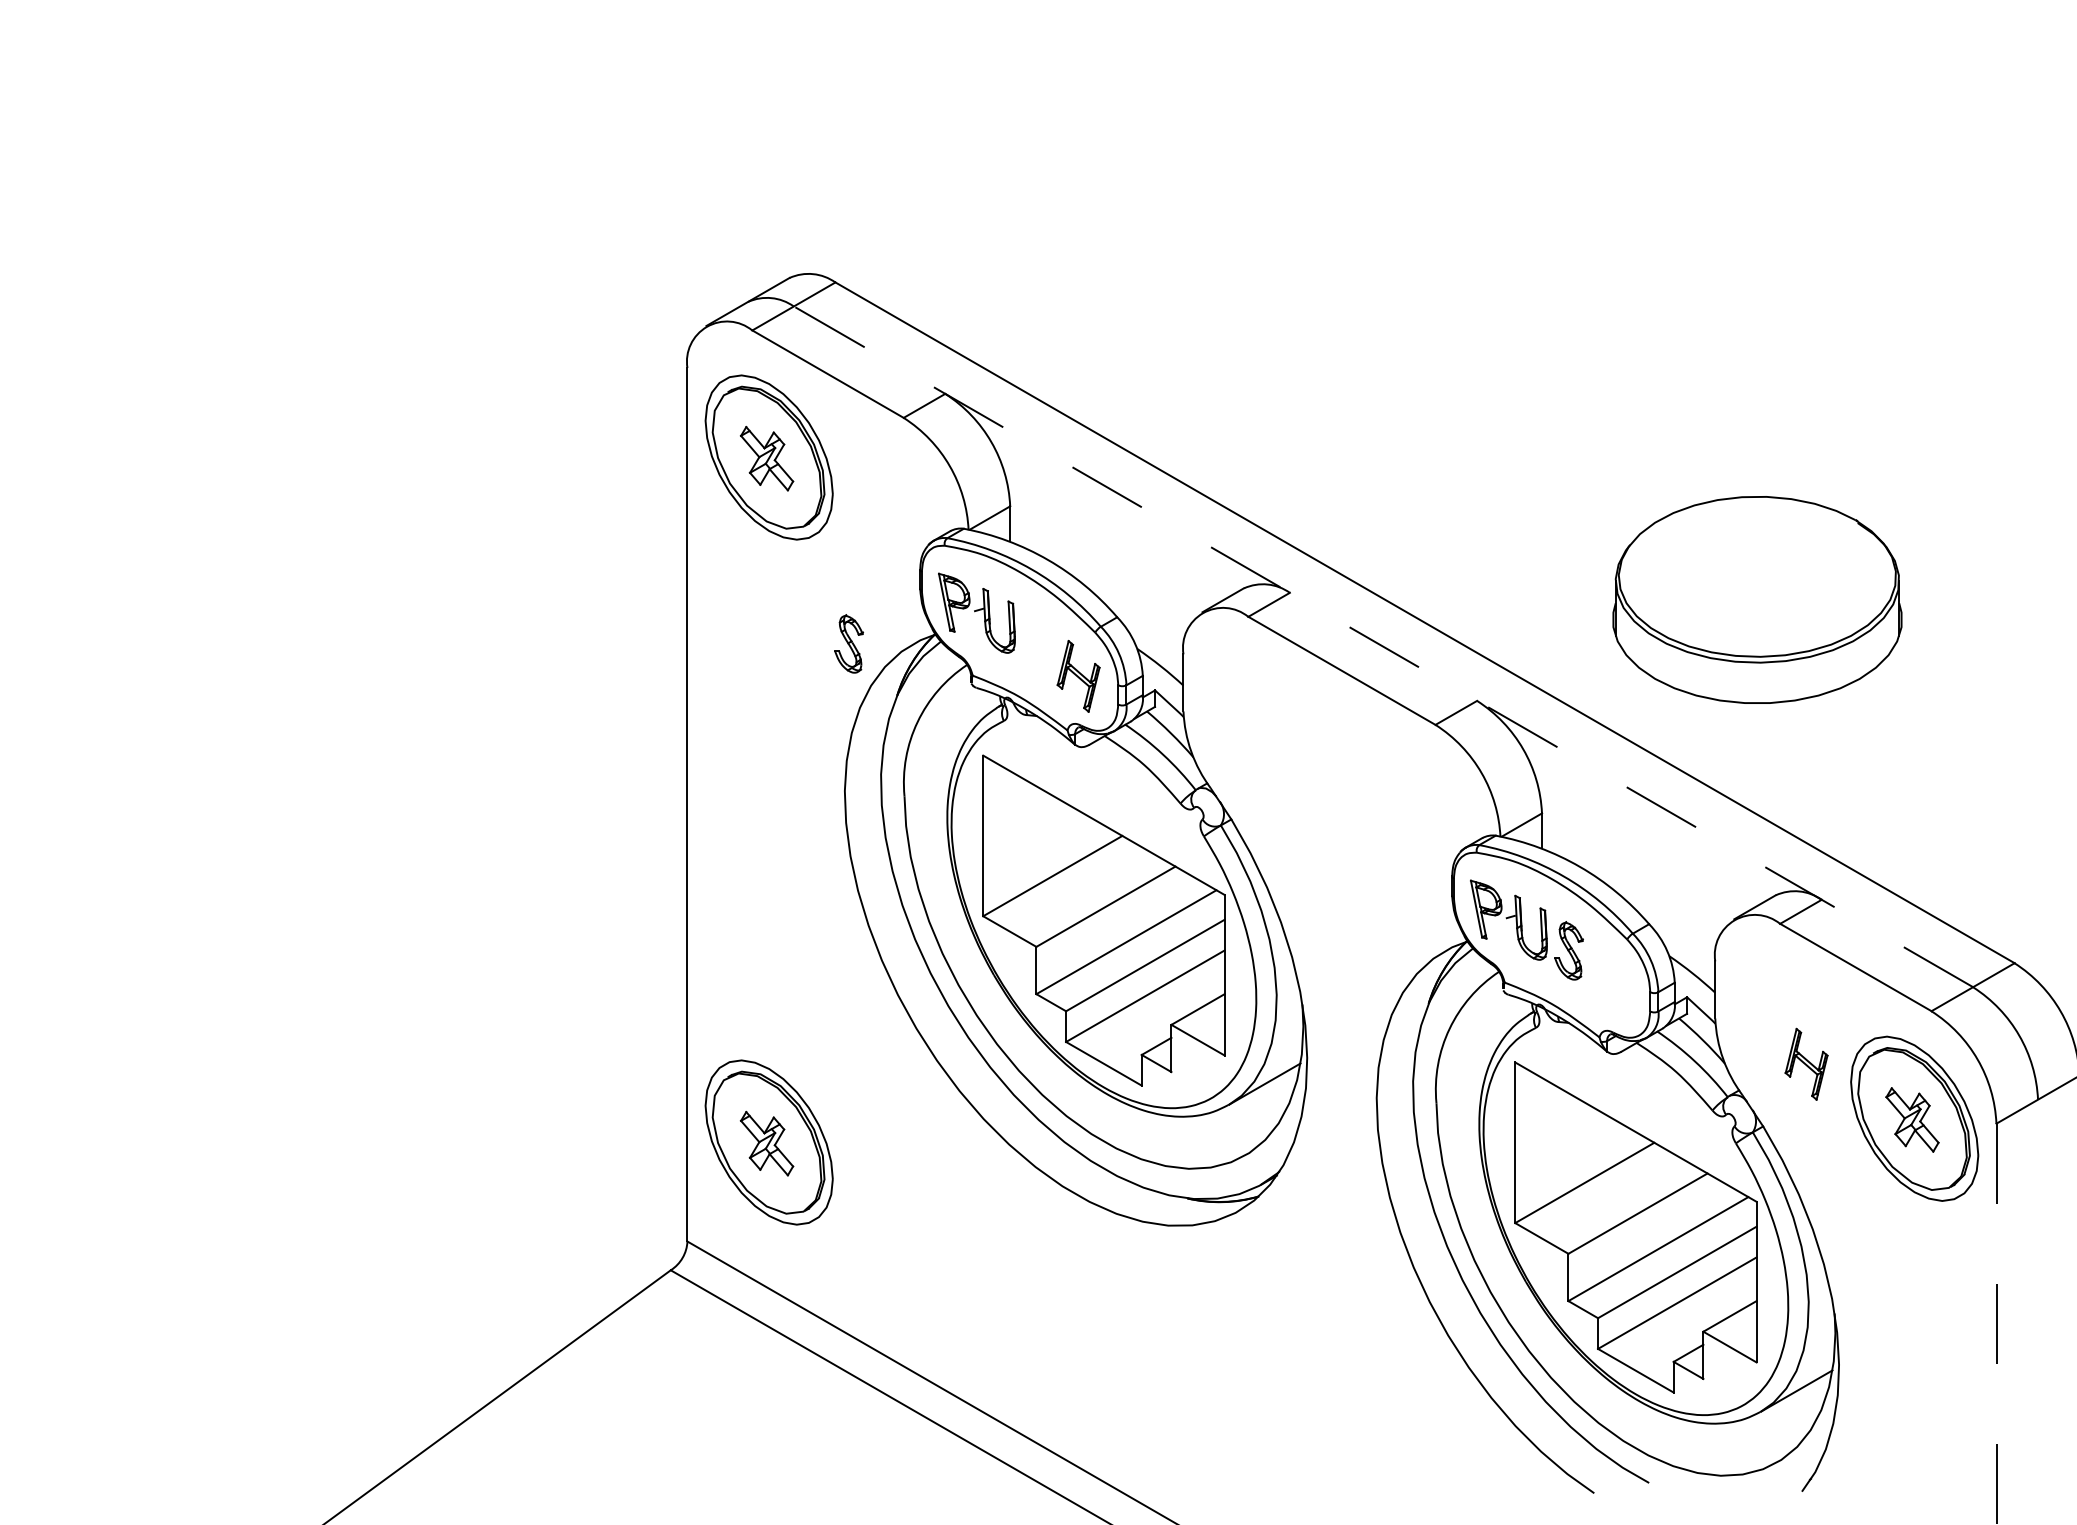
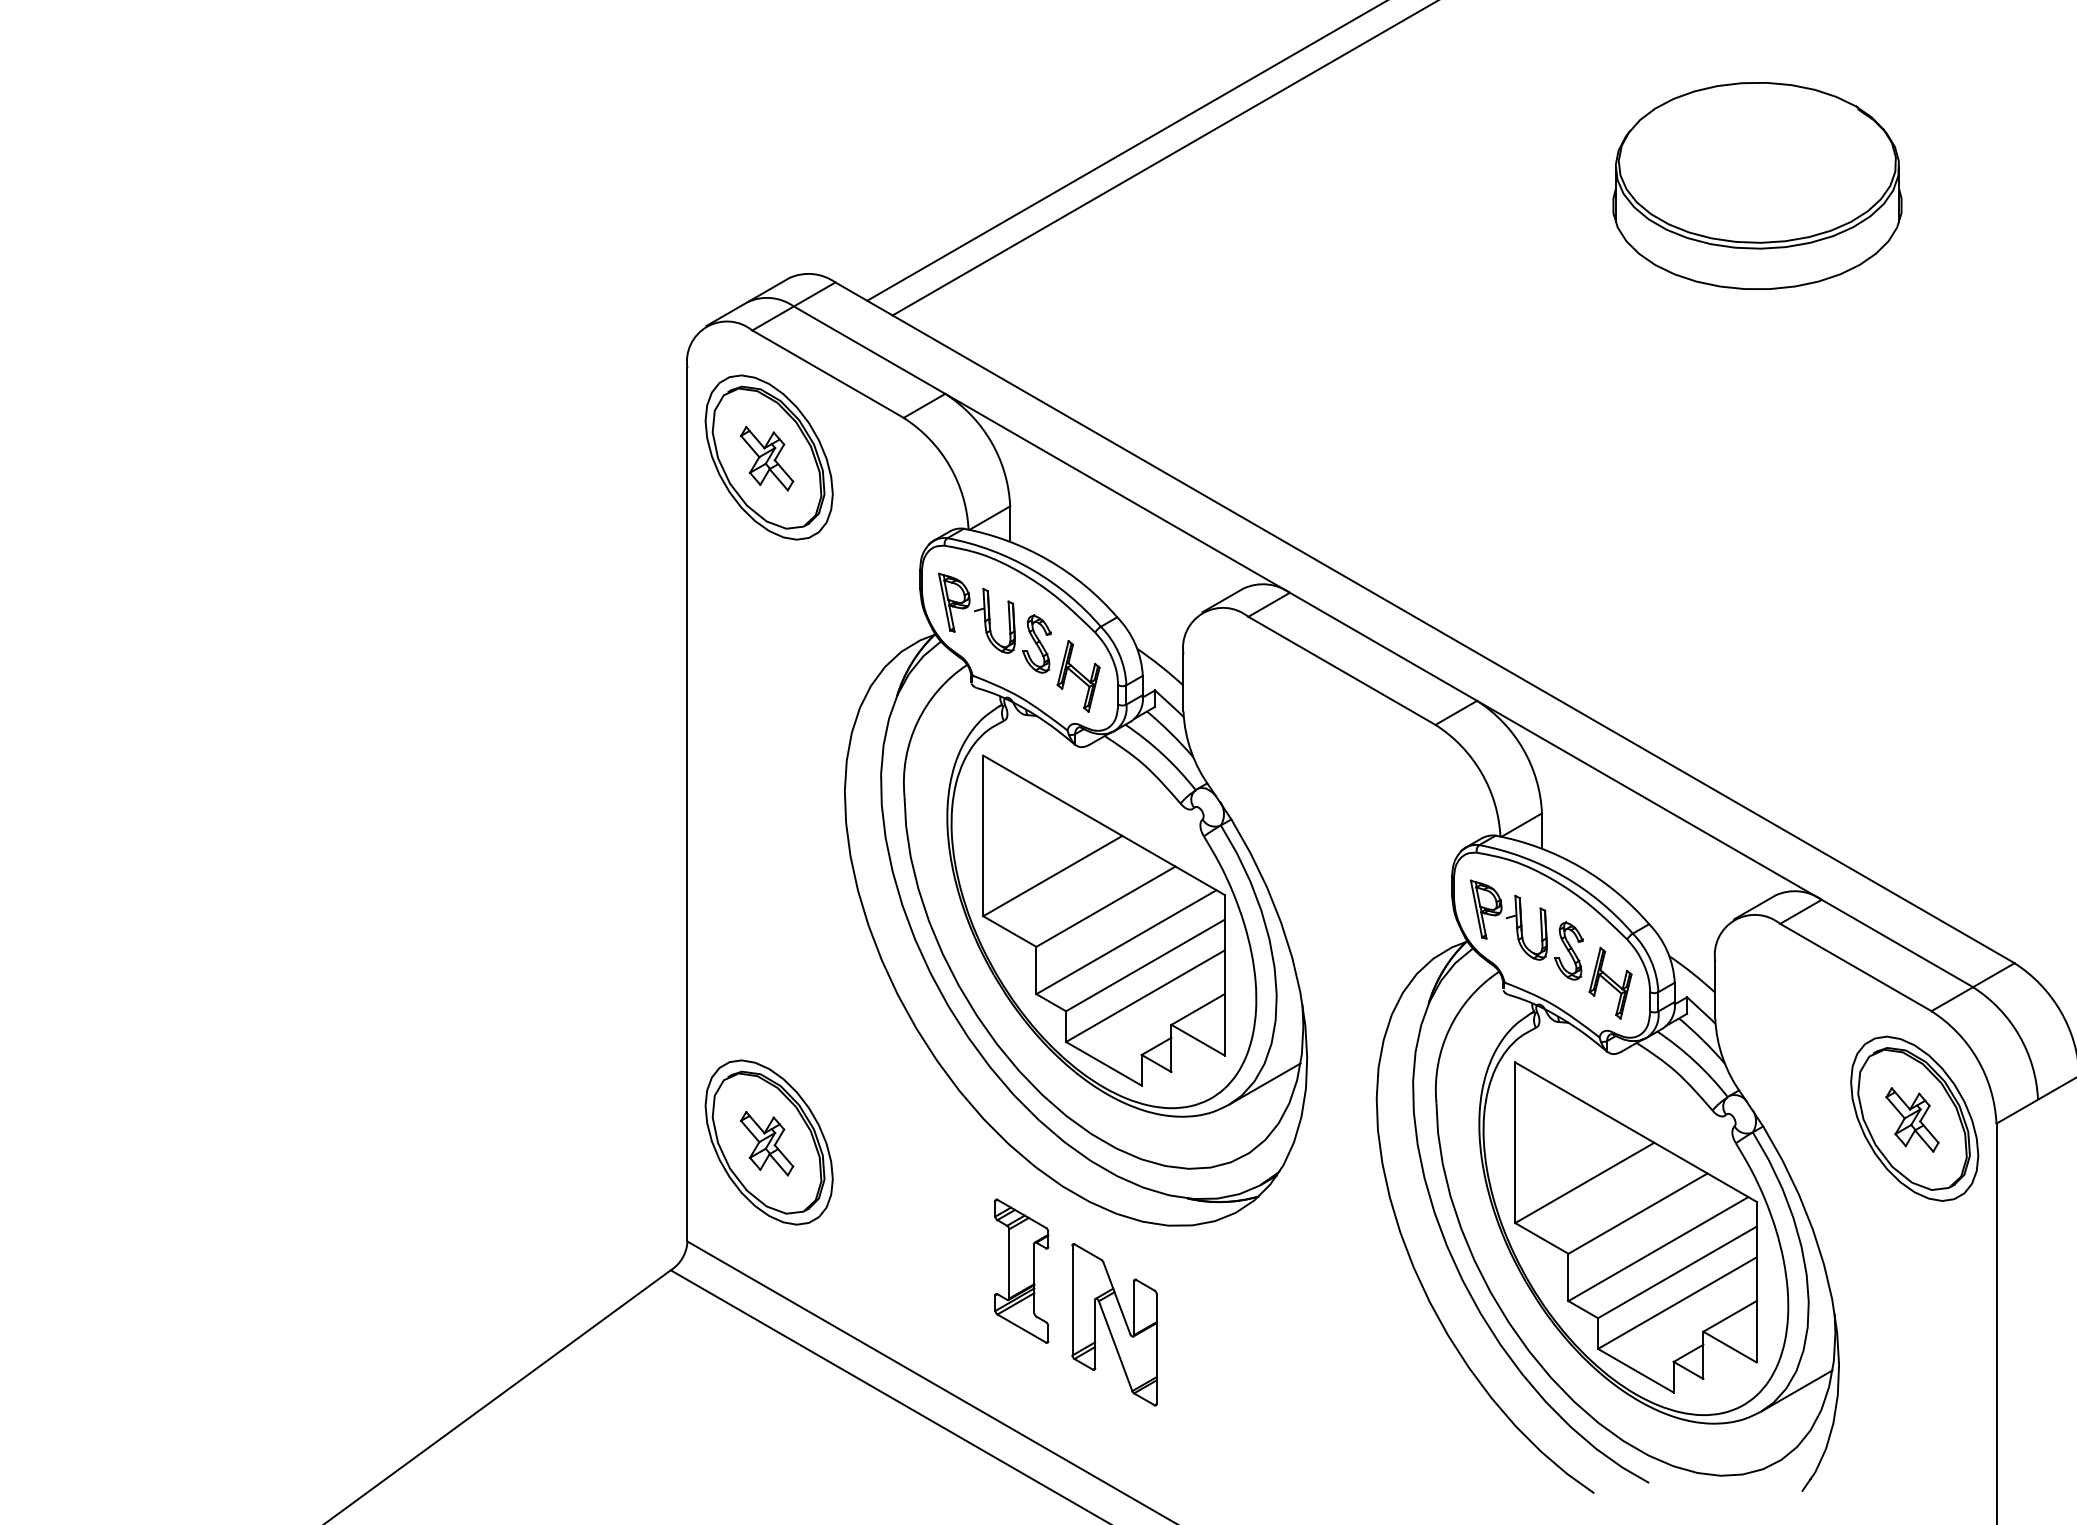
line: none -> present (1125, 151)
line: none -> present (1163, 158)
part position: (1757, 599) -> (1757, 185) (1757, 185)
part position: (848, 643) -> (1036, 643) (1036, 643)
line: dashed -> solid (1383, 646)
part position: (1806, 1063) -> (1610, 982) (1610, 982)
part: none -> present (1021, 1270)
part: none -> present (1114, 1324)
line: dashed -> solid (1996, 1324)
